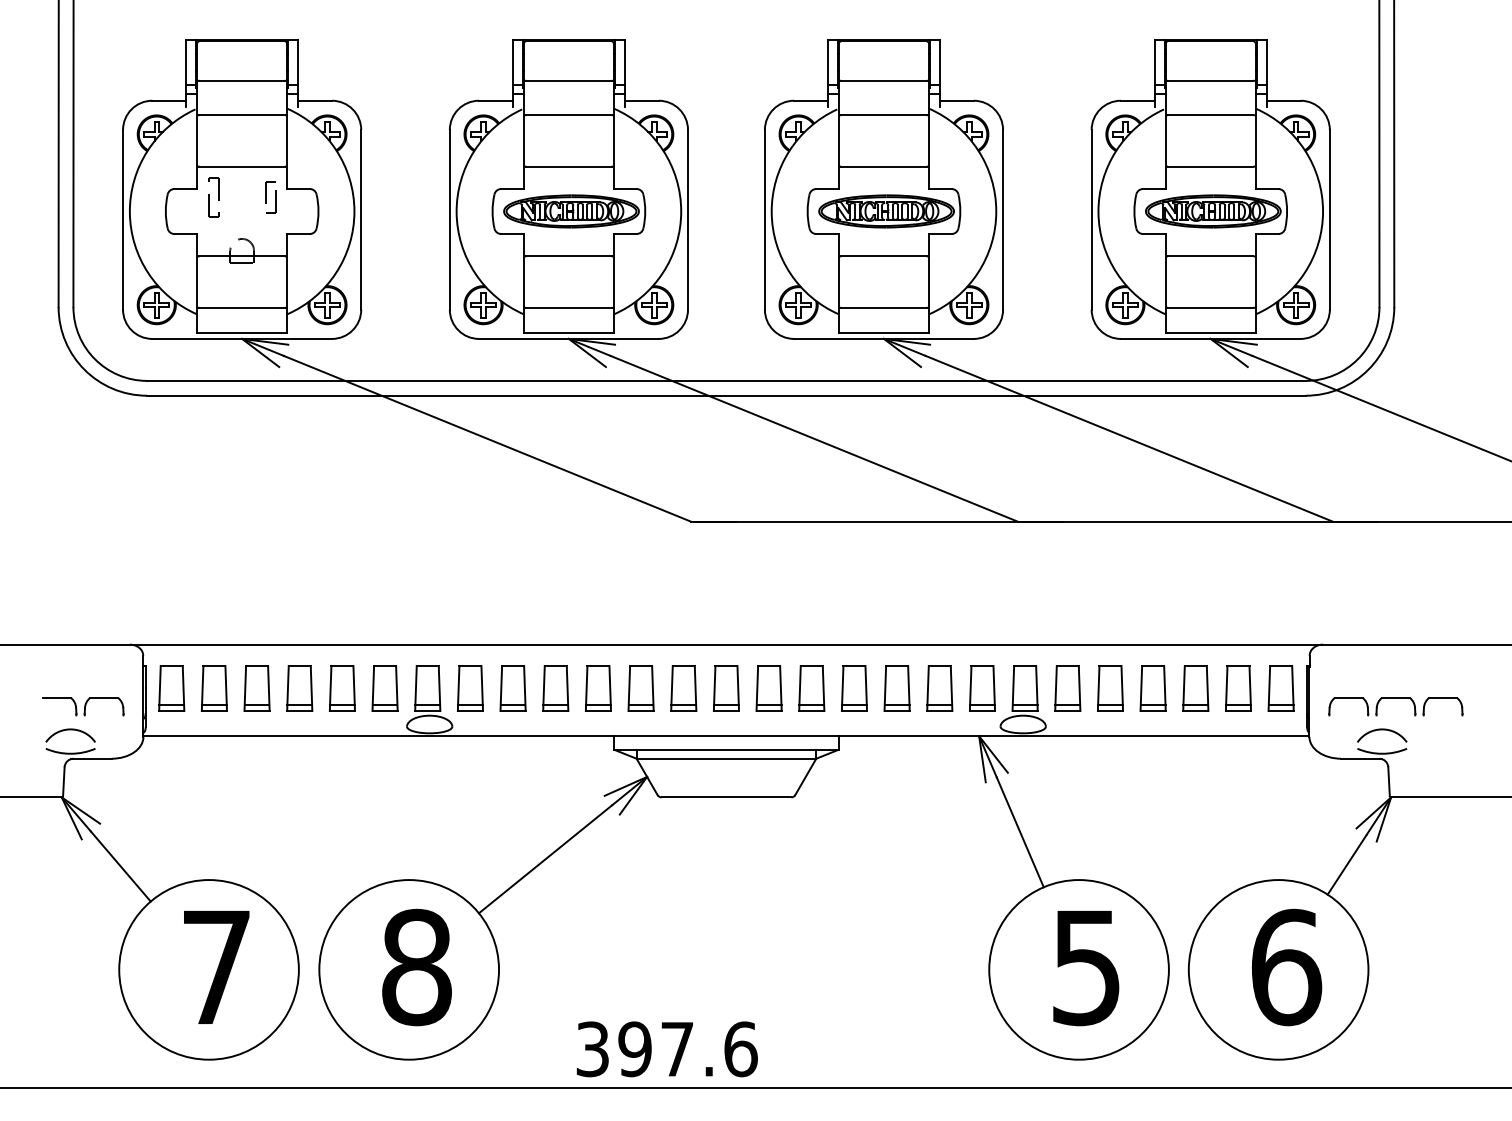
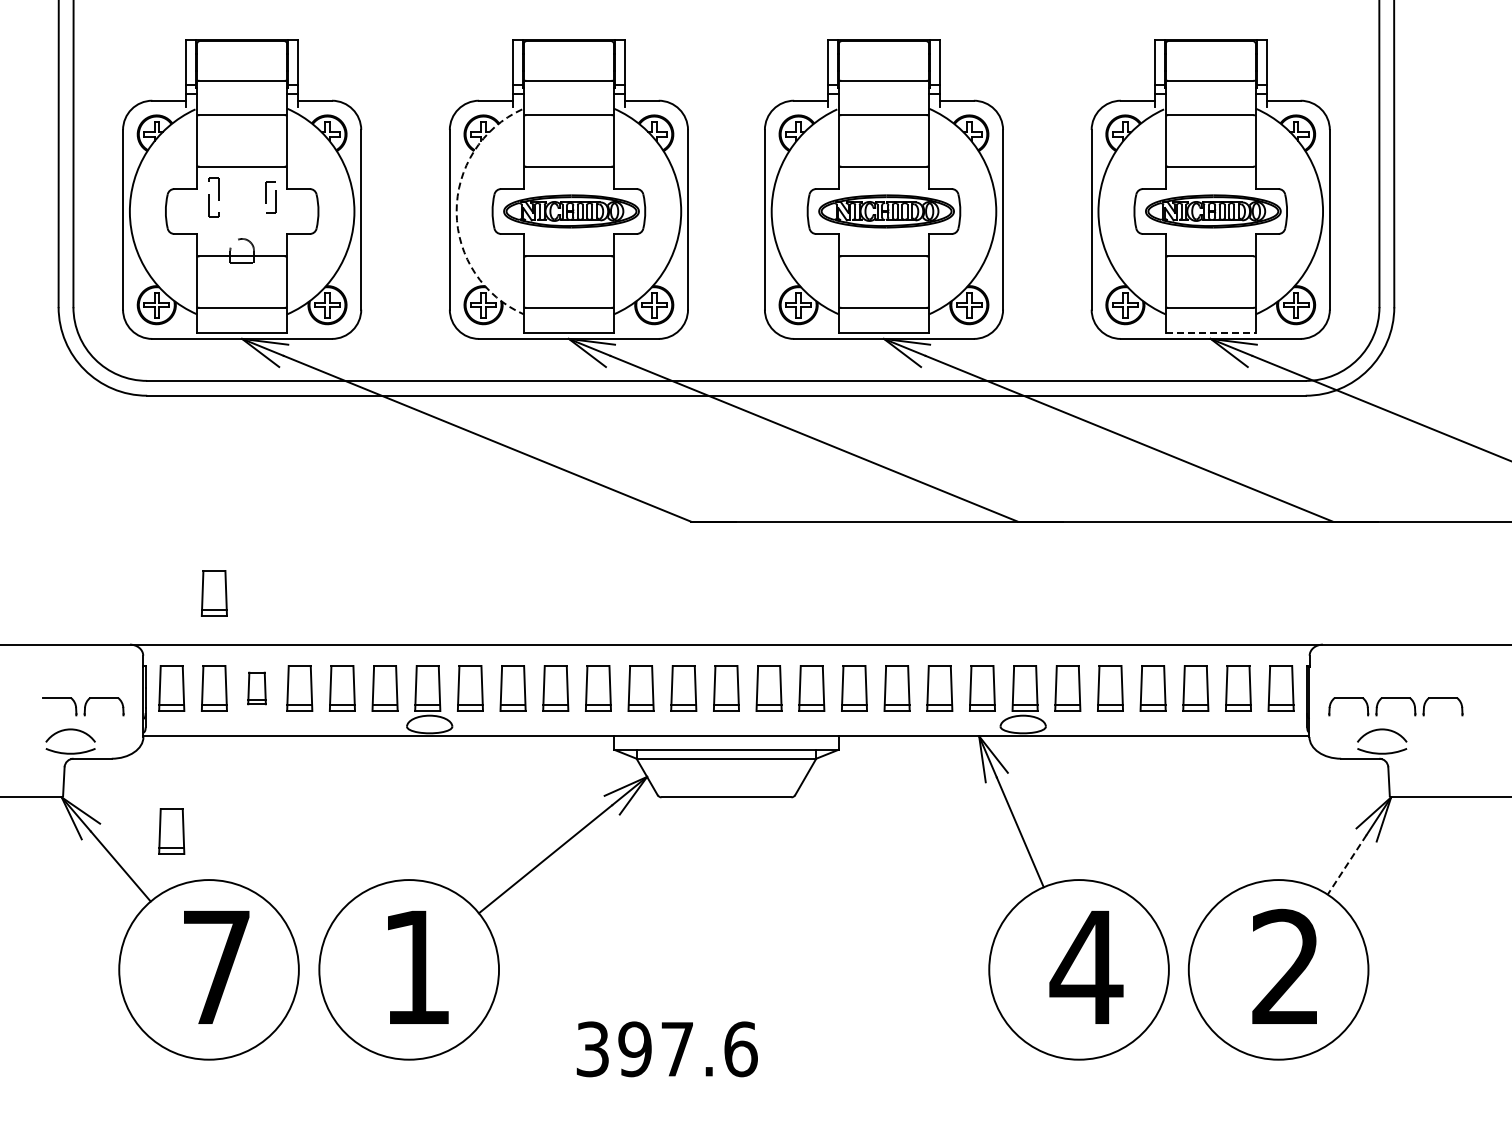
arc: solid -> dashed (456, 212)
line: solid -> dashed (1210, 333)
part: none -> present (213, 593)
part size: 28x47 px -> 20x35 px (256, 688)
part: none -> present (171, 831)
line: solid -> dashed (1347, 864)
text: 8 -> 1 (416, 967)
text: 6 -> 2 (1286, 967)
text: 5 -> 4 (1086, 968)
line: present -> none (755, 1087)
